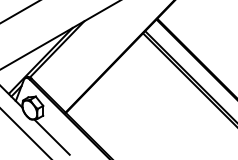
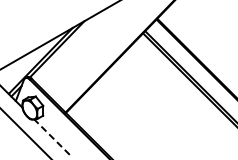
line: present -> none (19, 12)
line: solid -> dashed (51, 136)
